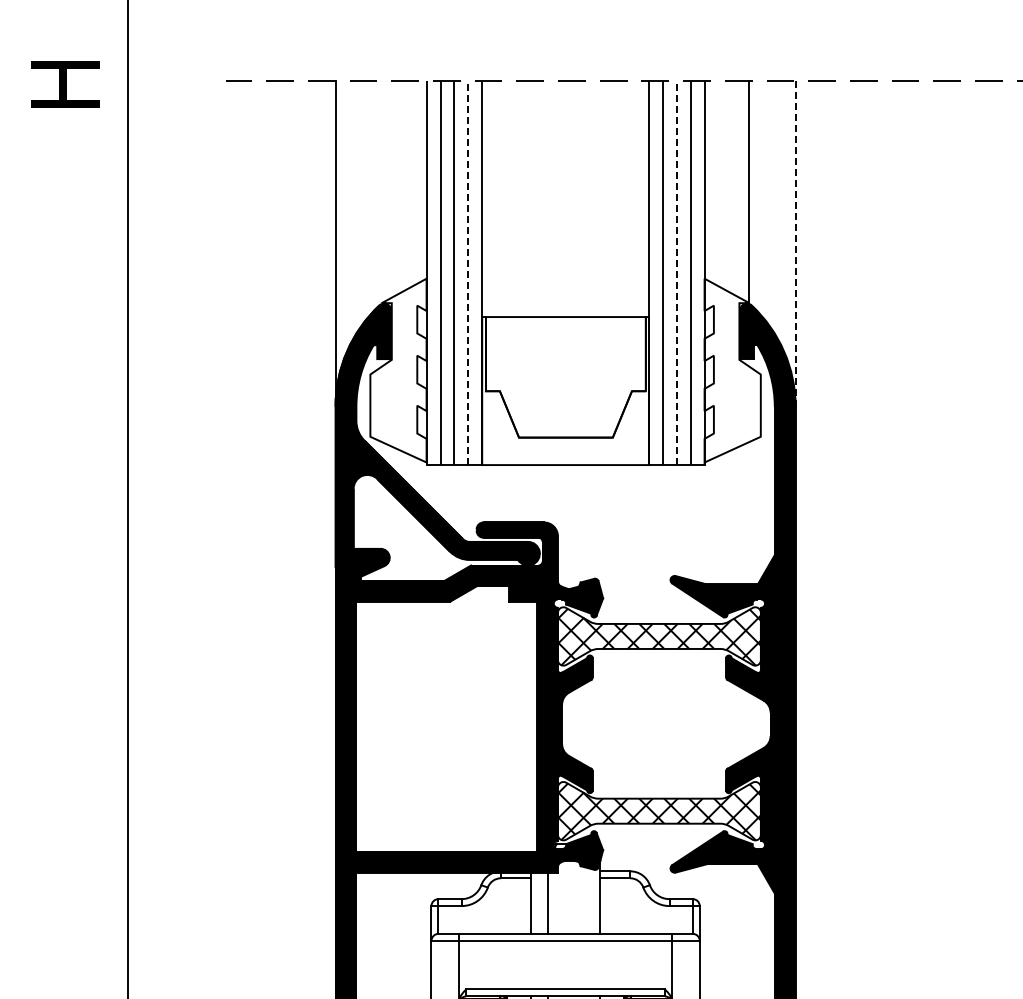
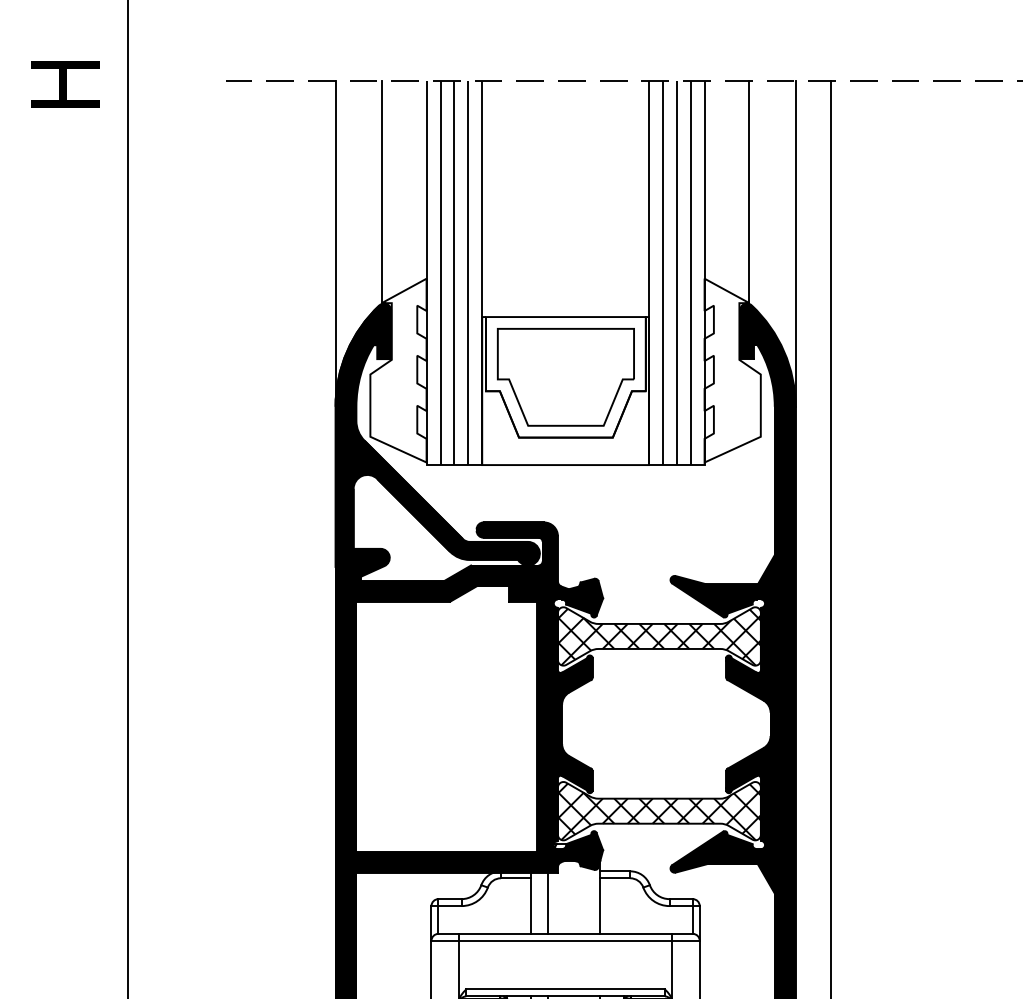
line: none -> present (381, 192)
line: dashed -> solid (795, 243)
line: dashed -> solid (468, 273)
line: dashed -> solid (676, 273)
part: none -> present (565, 377)
line: none -> present (831, 538)
